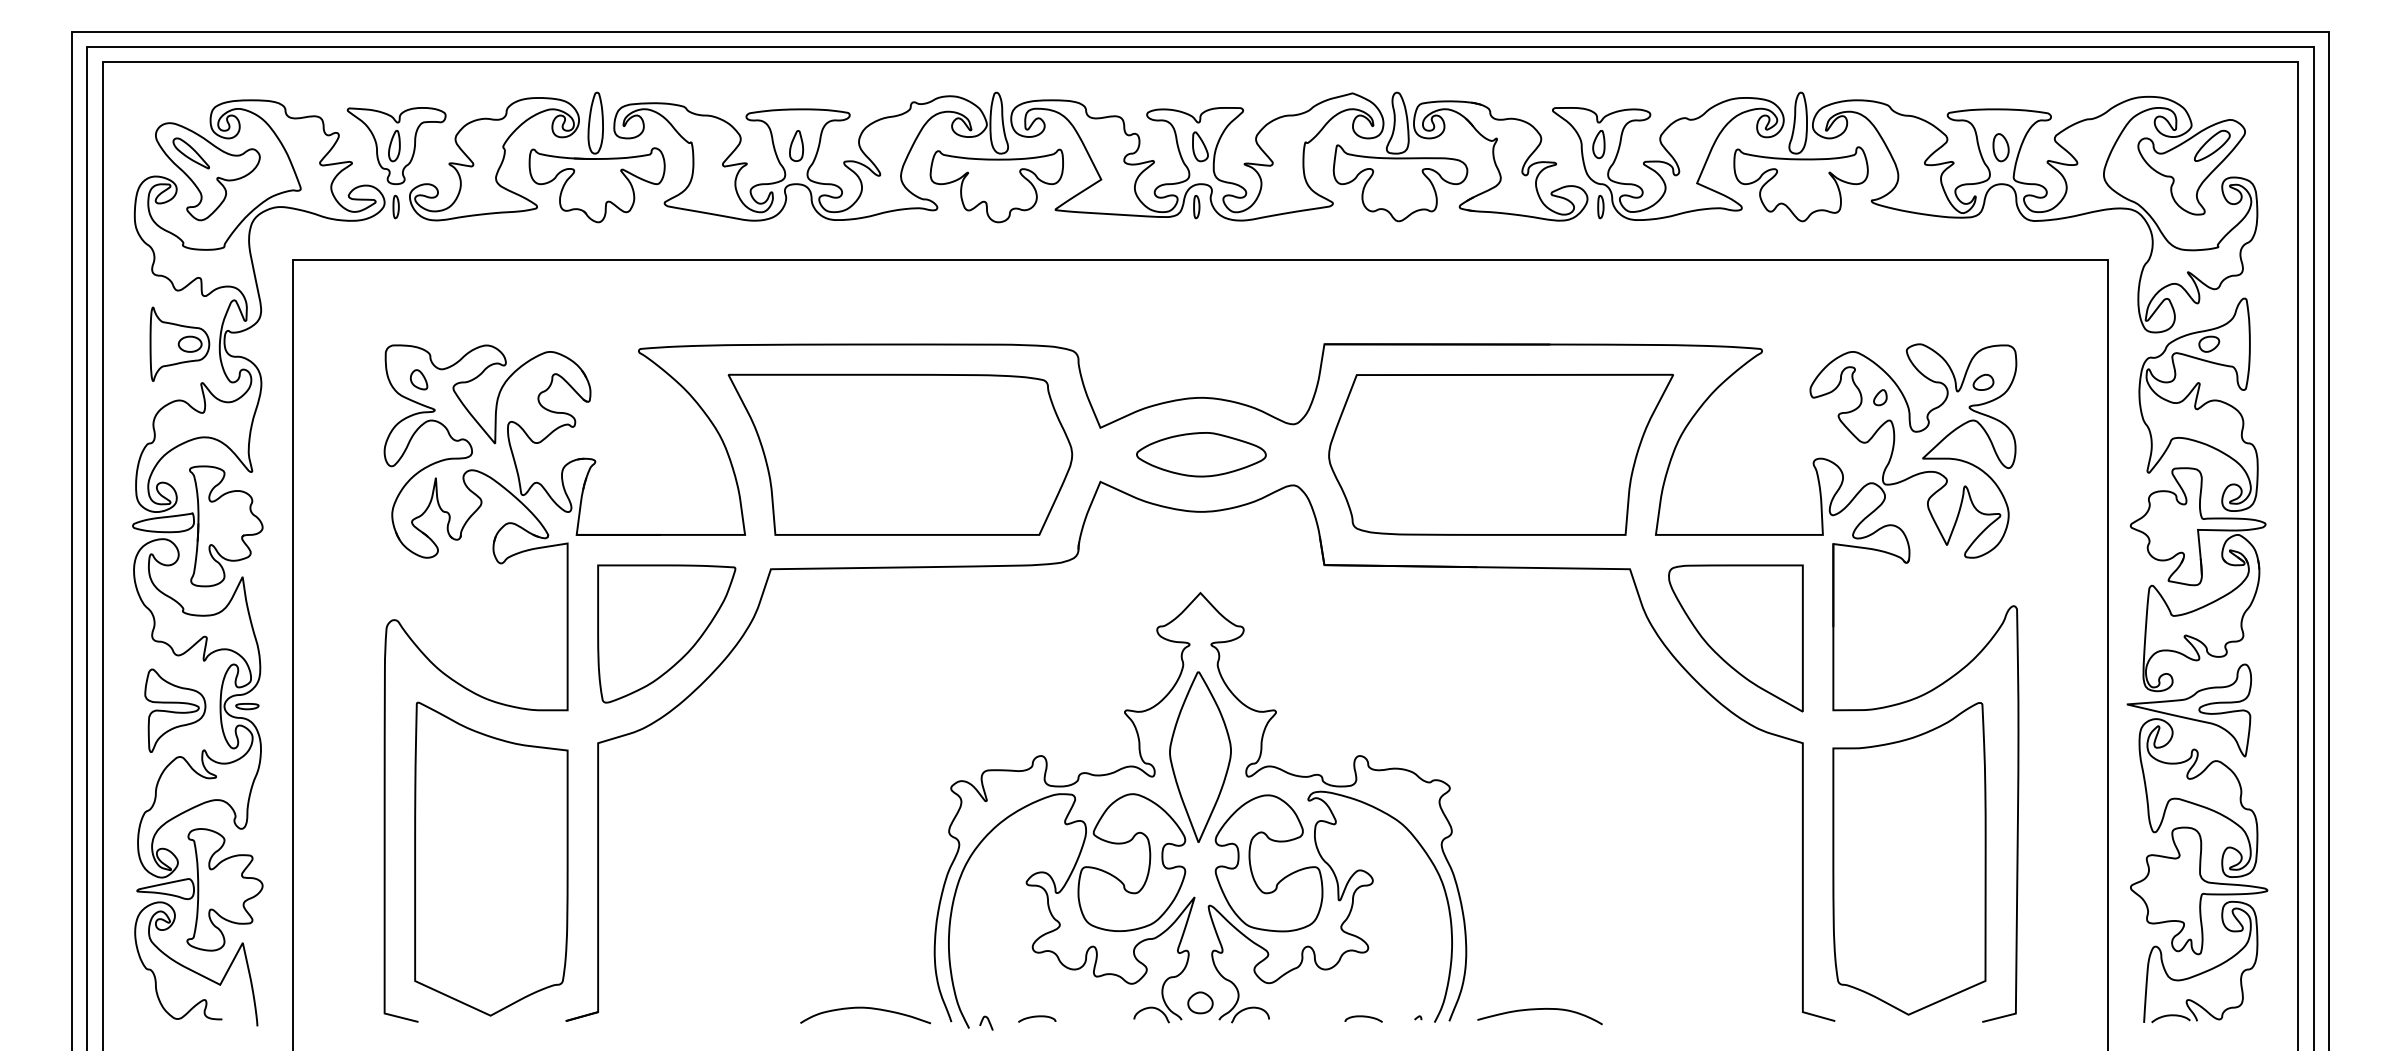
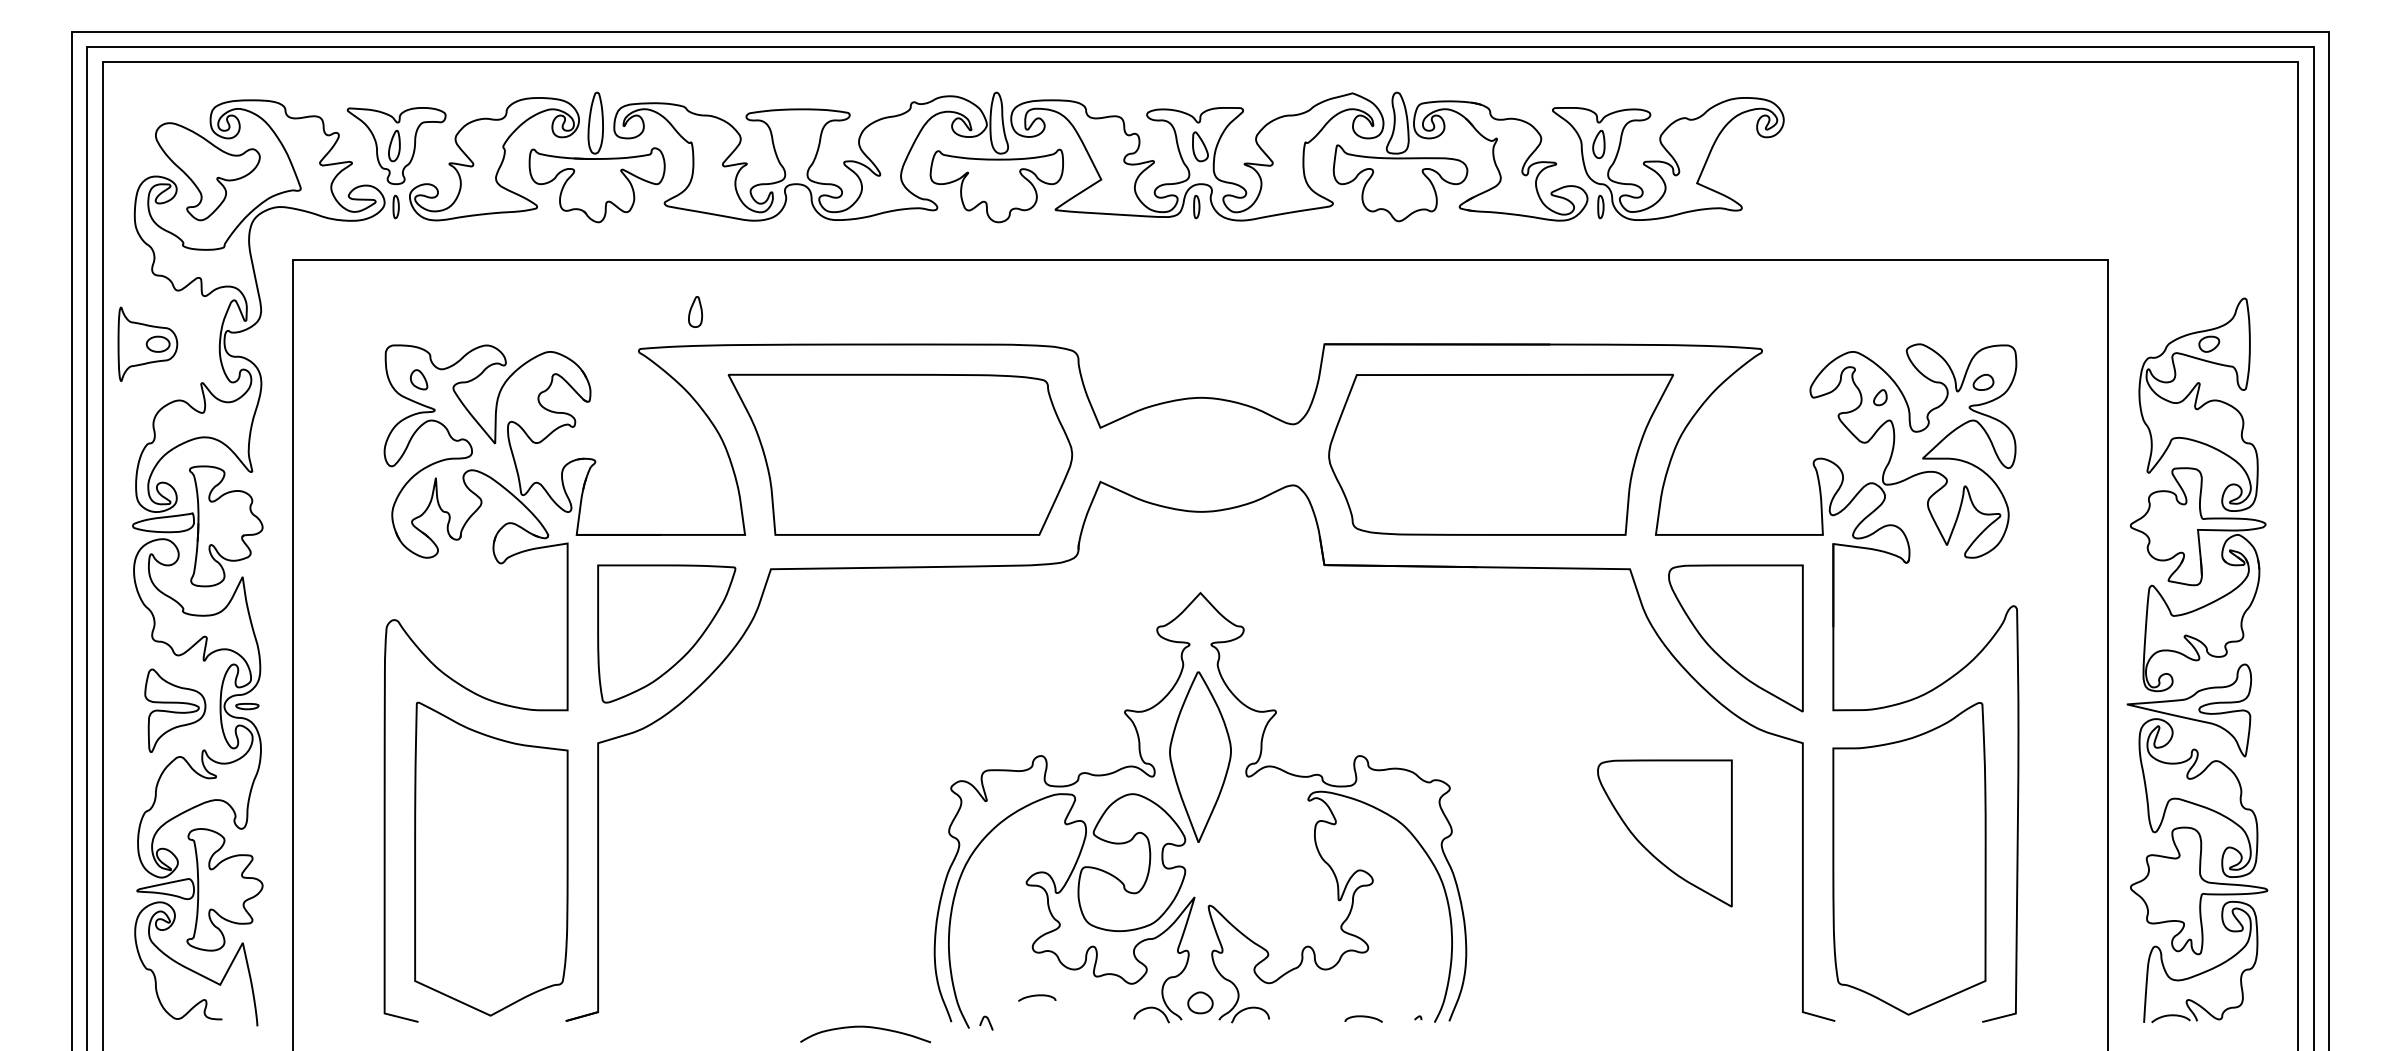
part position: (796, 145) -> (695, 311) (695, 311)
part: present -> none (190, 153)
part: present -> none (1983, 209)
part position: (179, 343) -> (147, 343) (147, 343)
part: present -> none (1201, 454)
part: none -> present (1664, 833)
part: present -> none (1251, 865)
curve position: (865, 1008) -> (865, 1027) (865, 1027)
curve: present -> none (1539, 1009)
curve position: (1037, 1017) -> (1037, 996) (1037, 996)
